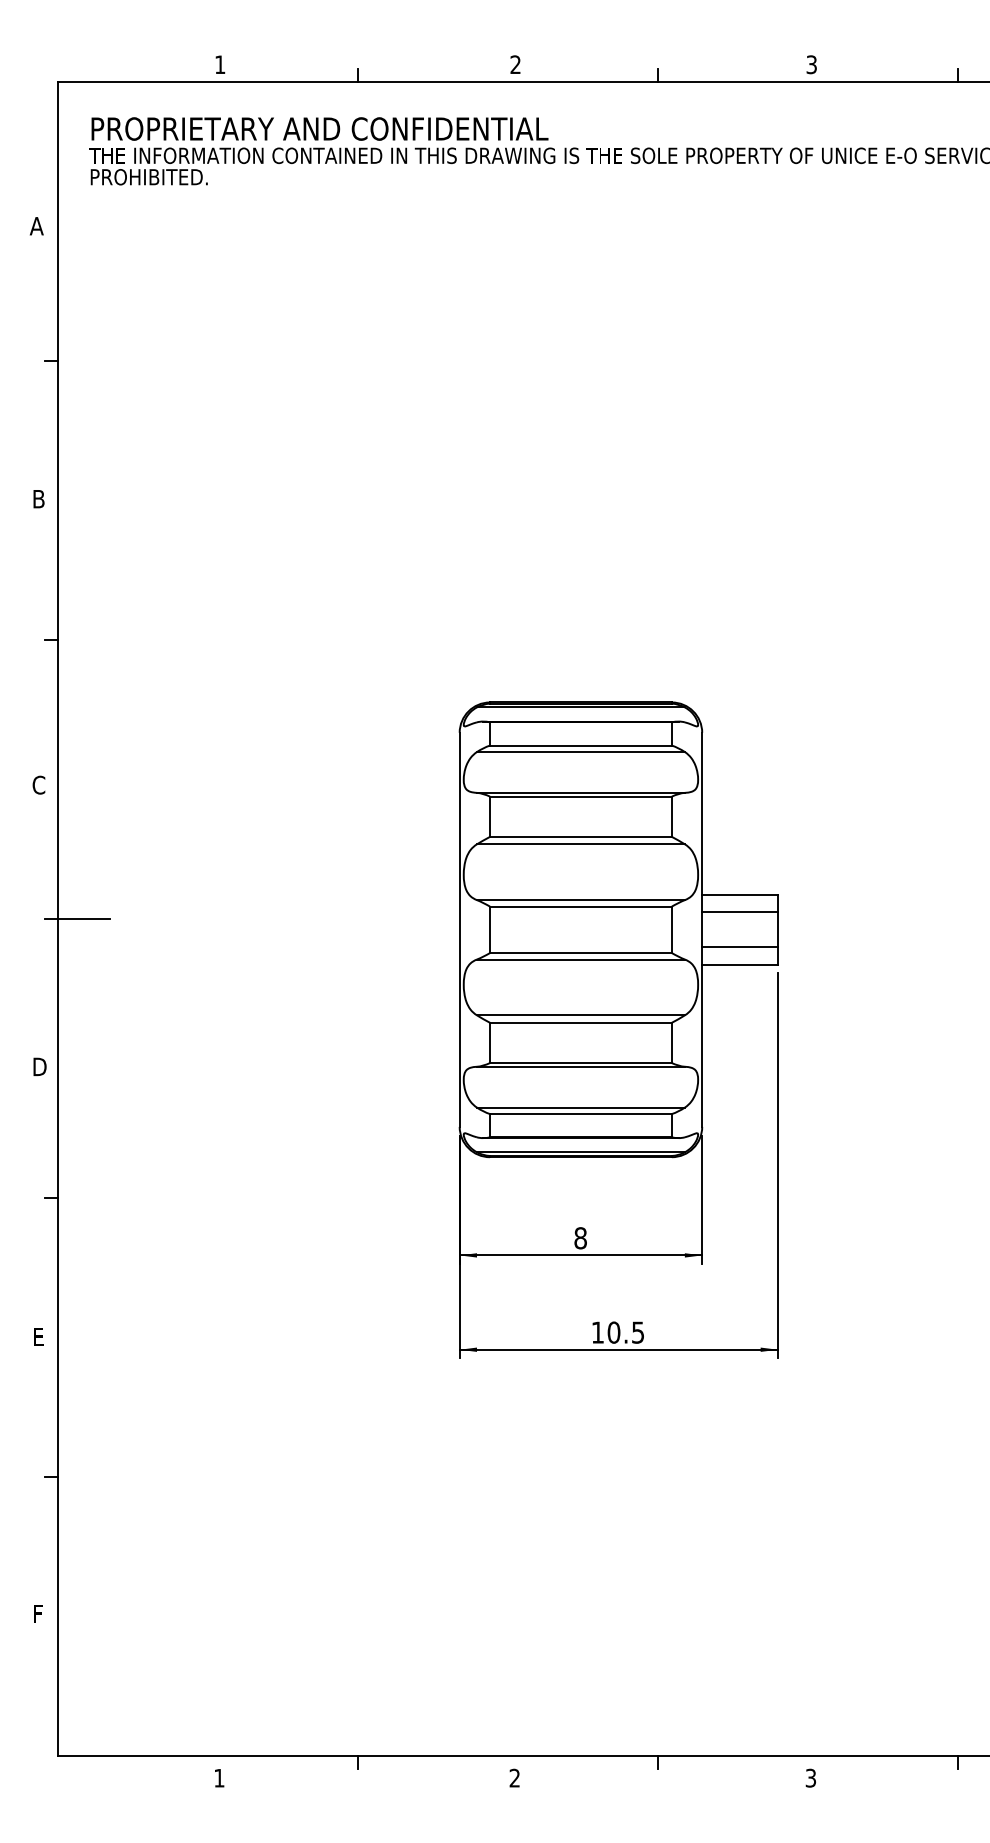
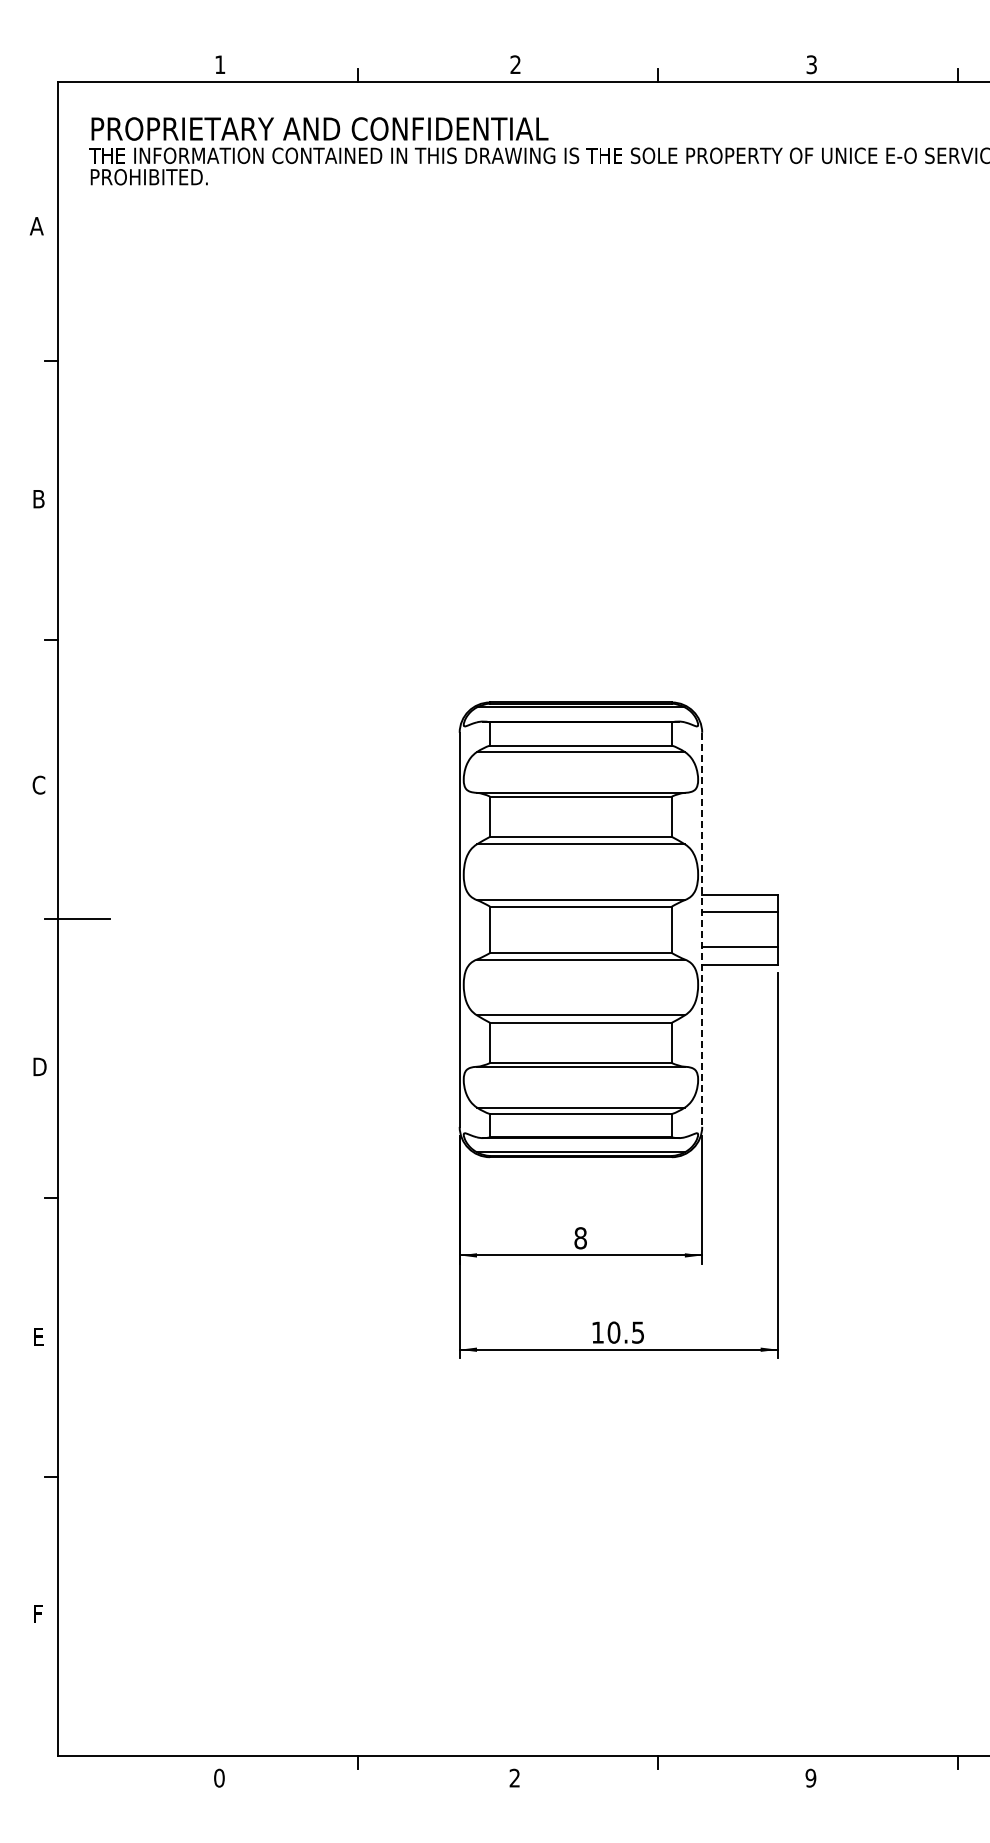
line: solid -> dashed (702, 930)
text: 1 -> 0 (219, 1777)
text: 3 -> 9 (810, 1777)
